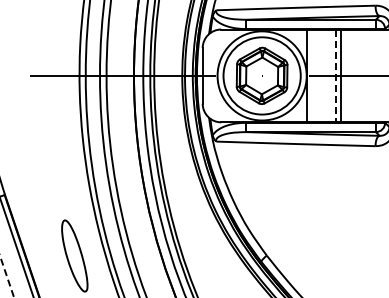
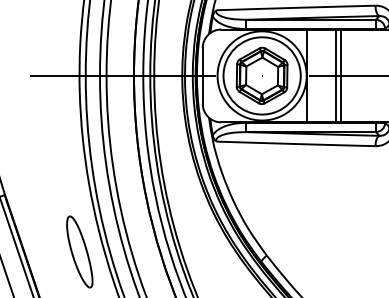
line: dashed -> solid (336, 76)
part position: (74, 255) -> (79, 251) (79, 251)
line: dashed -> solid (6, 276)
